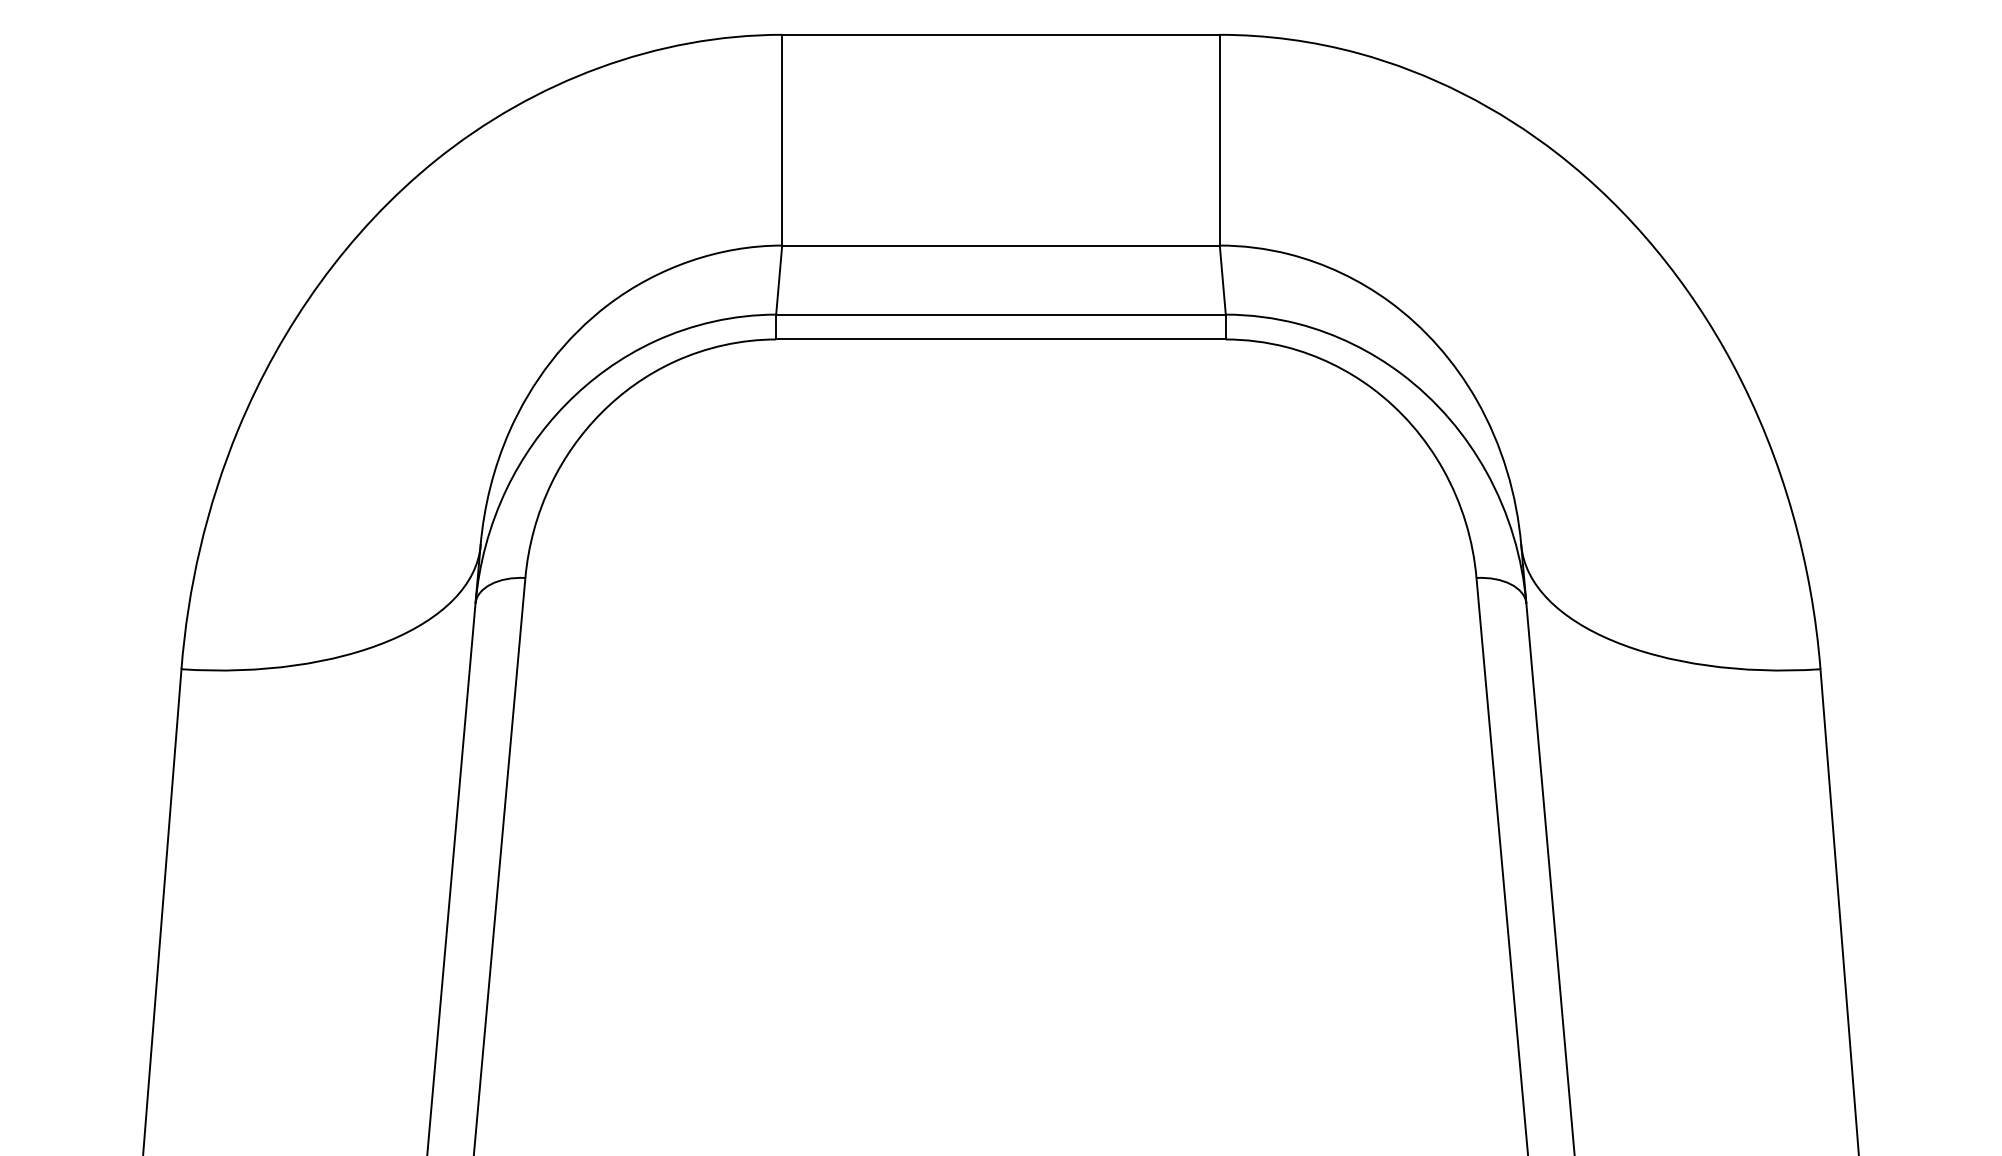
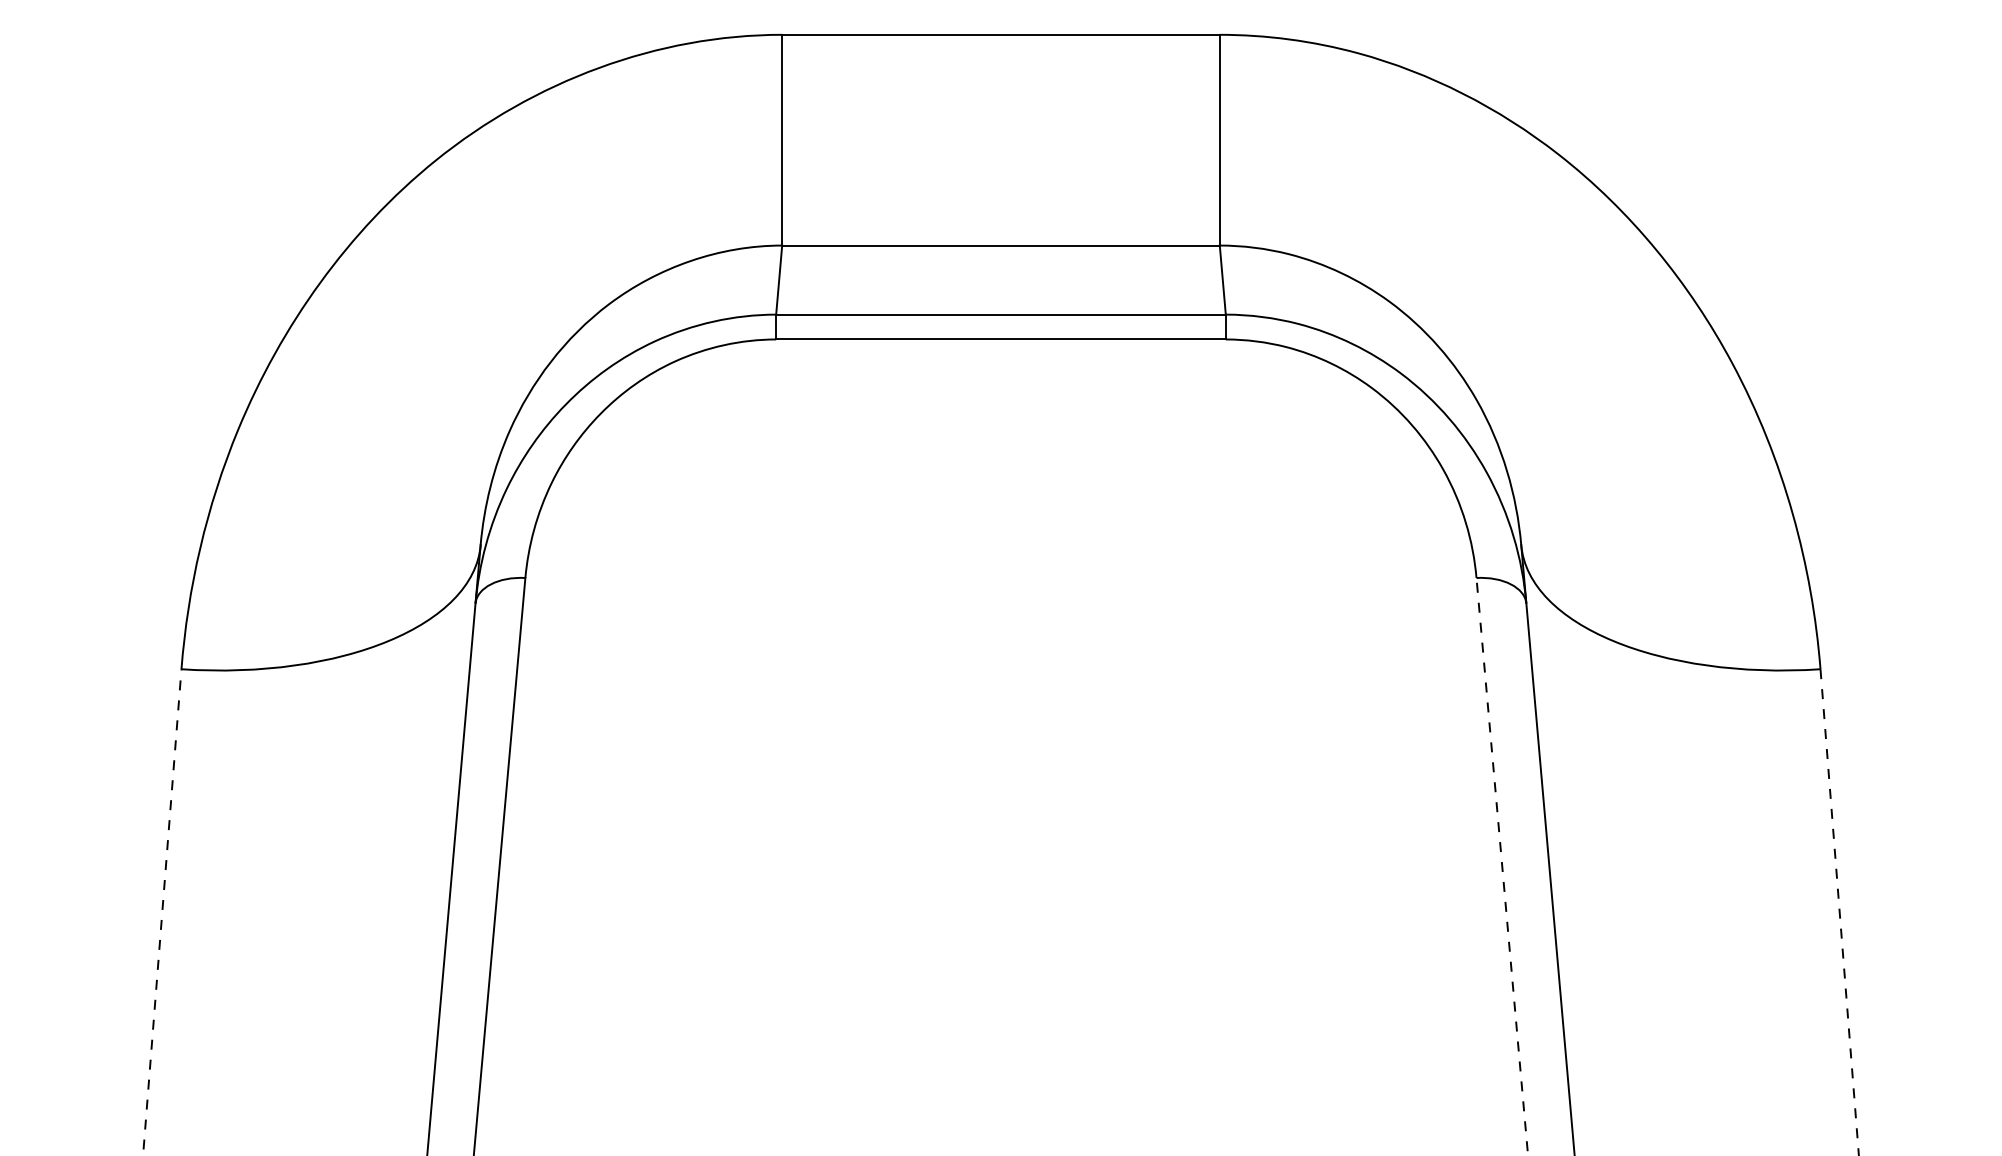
line: solid -> dashed (1502, 866)
line: solid -> dashed (162, 912)
line: solid -> dashed (1839, 912)
